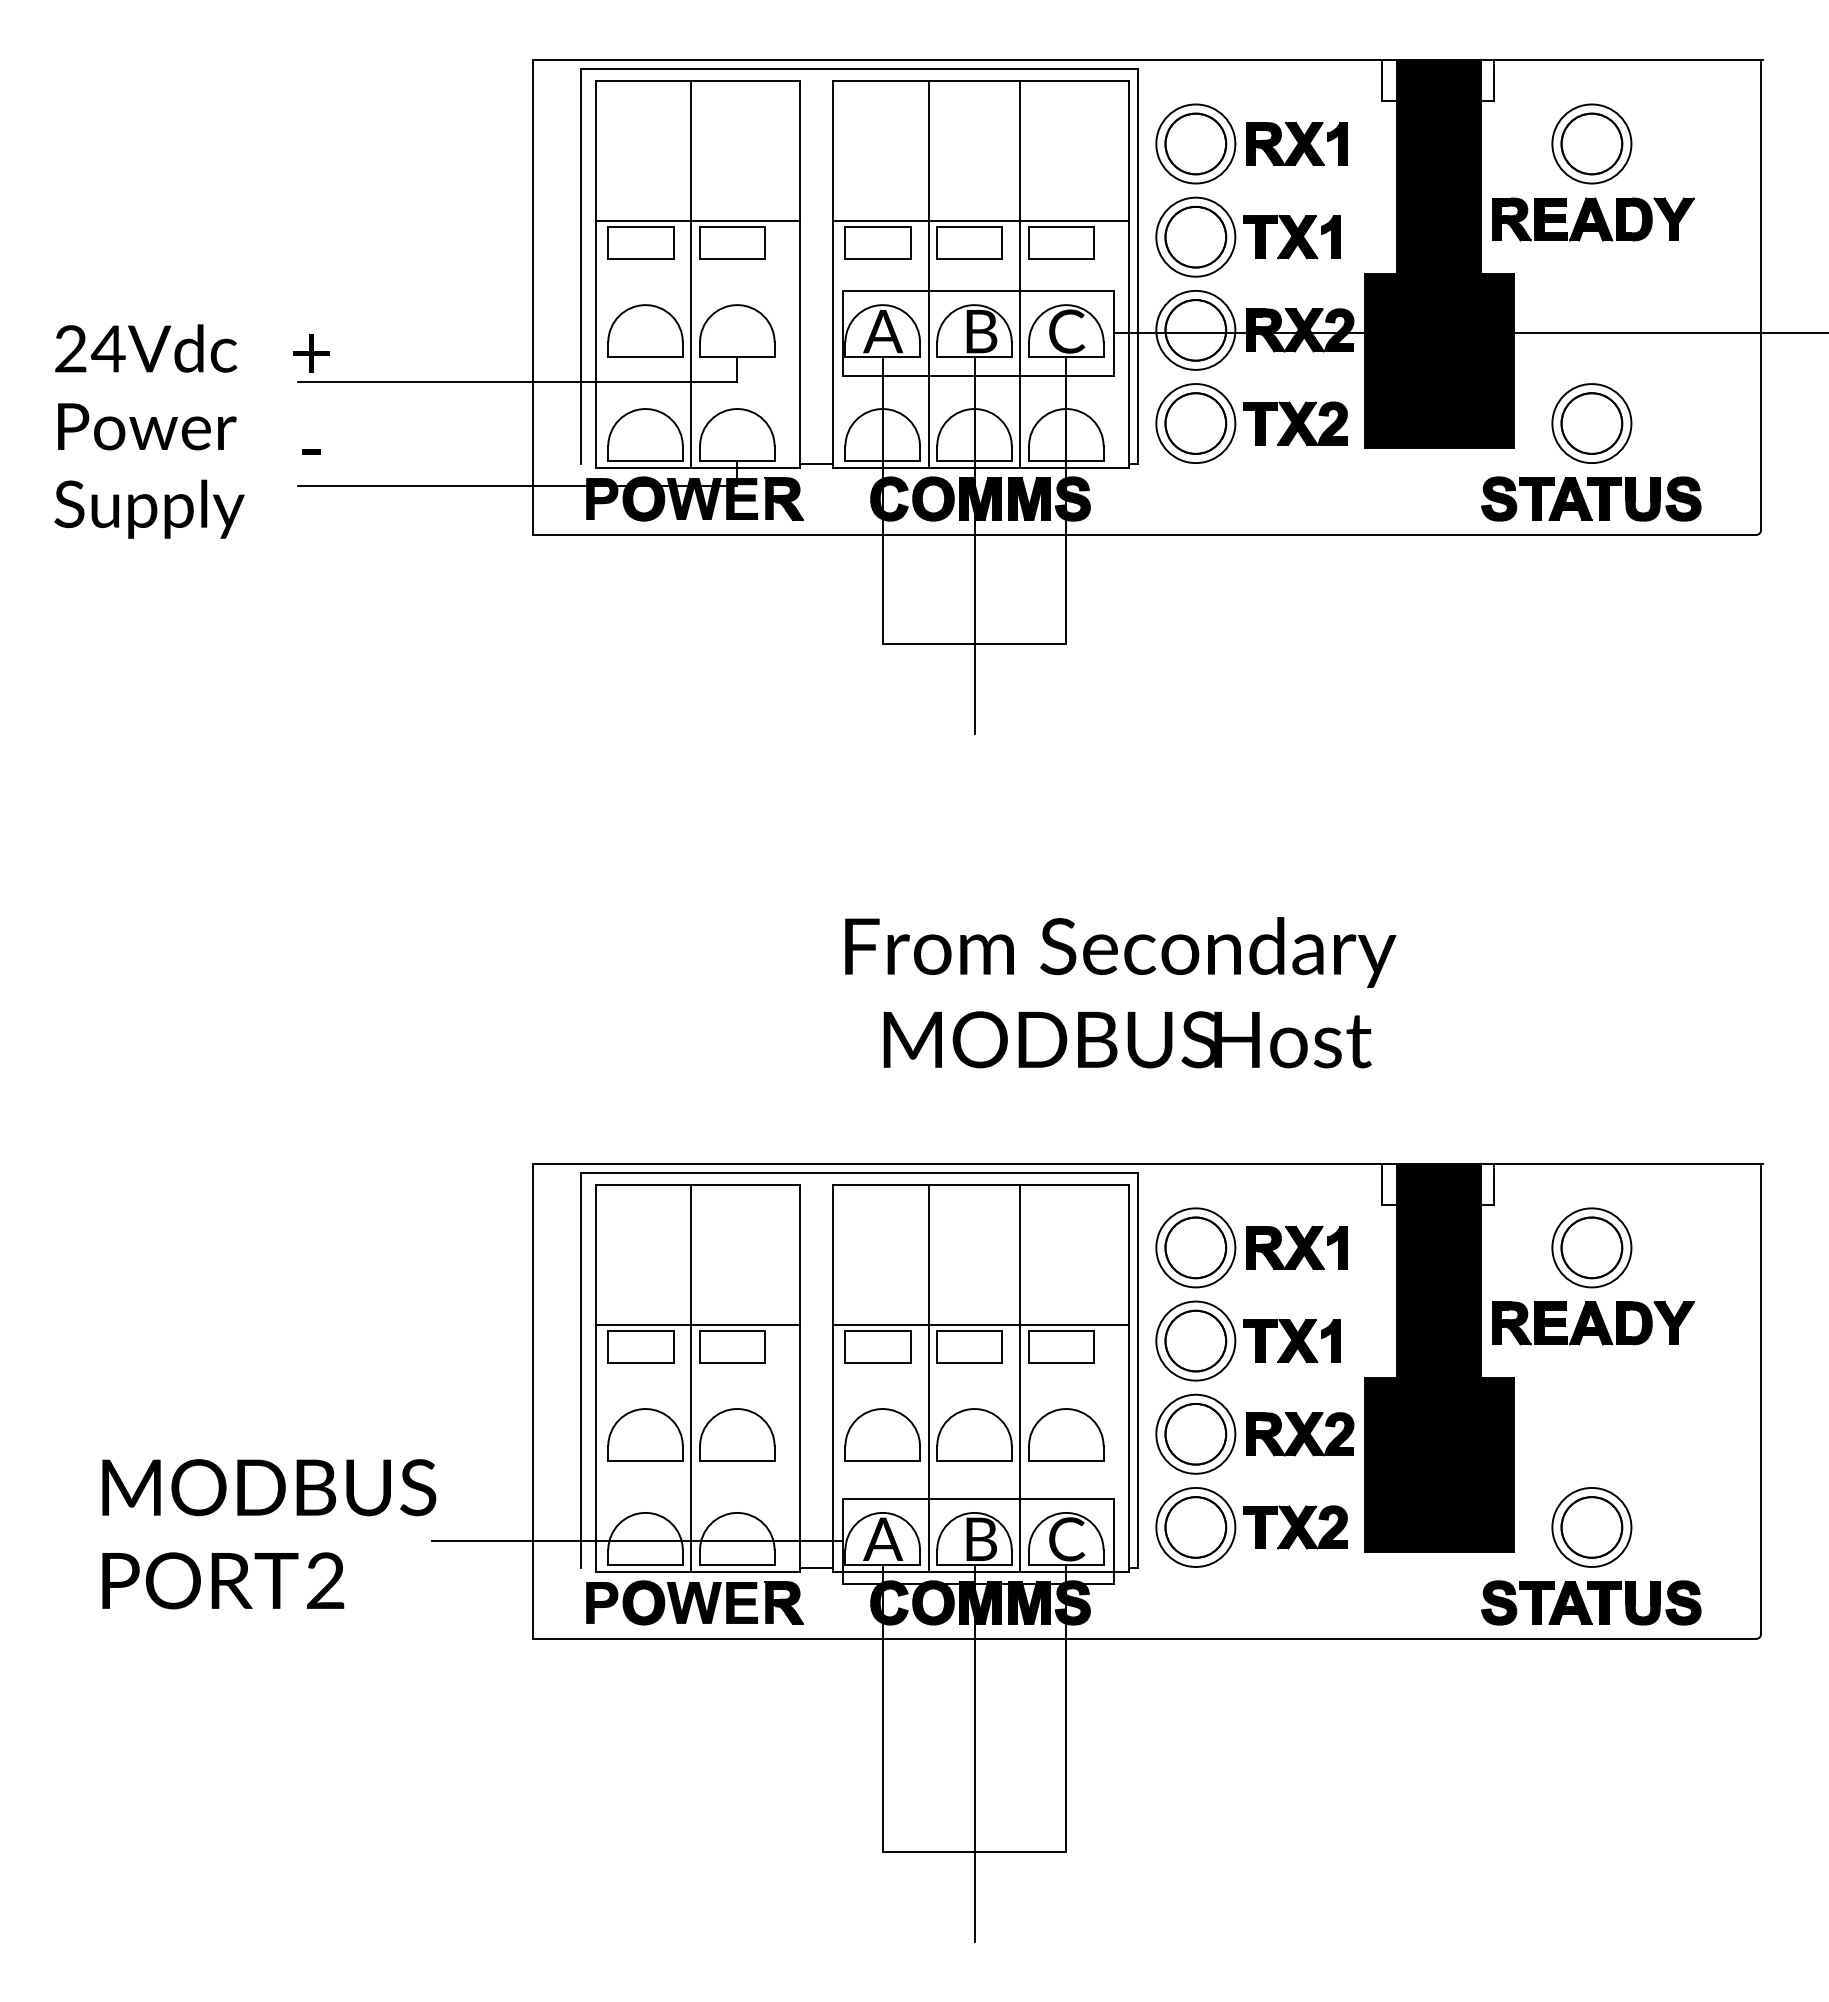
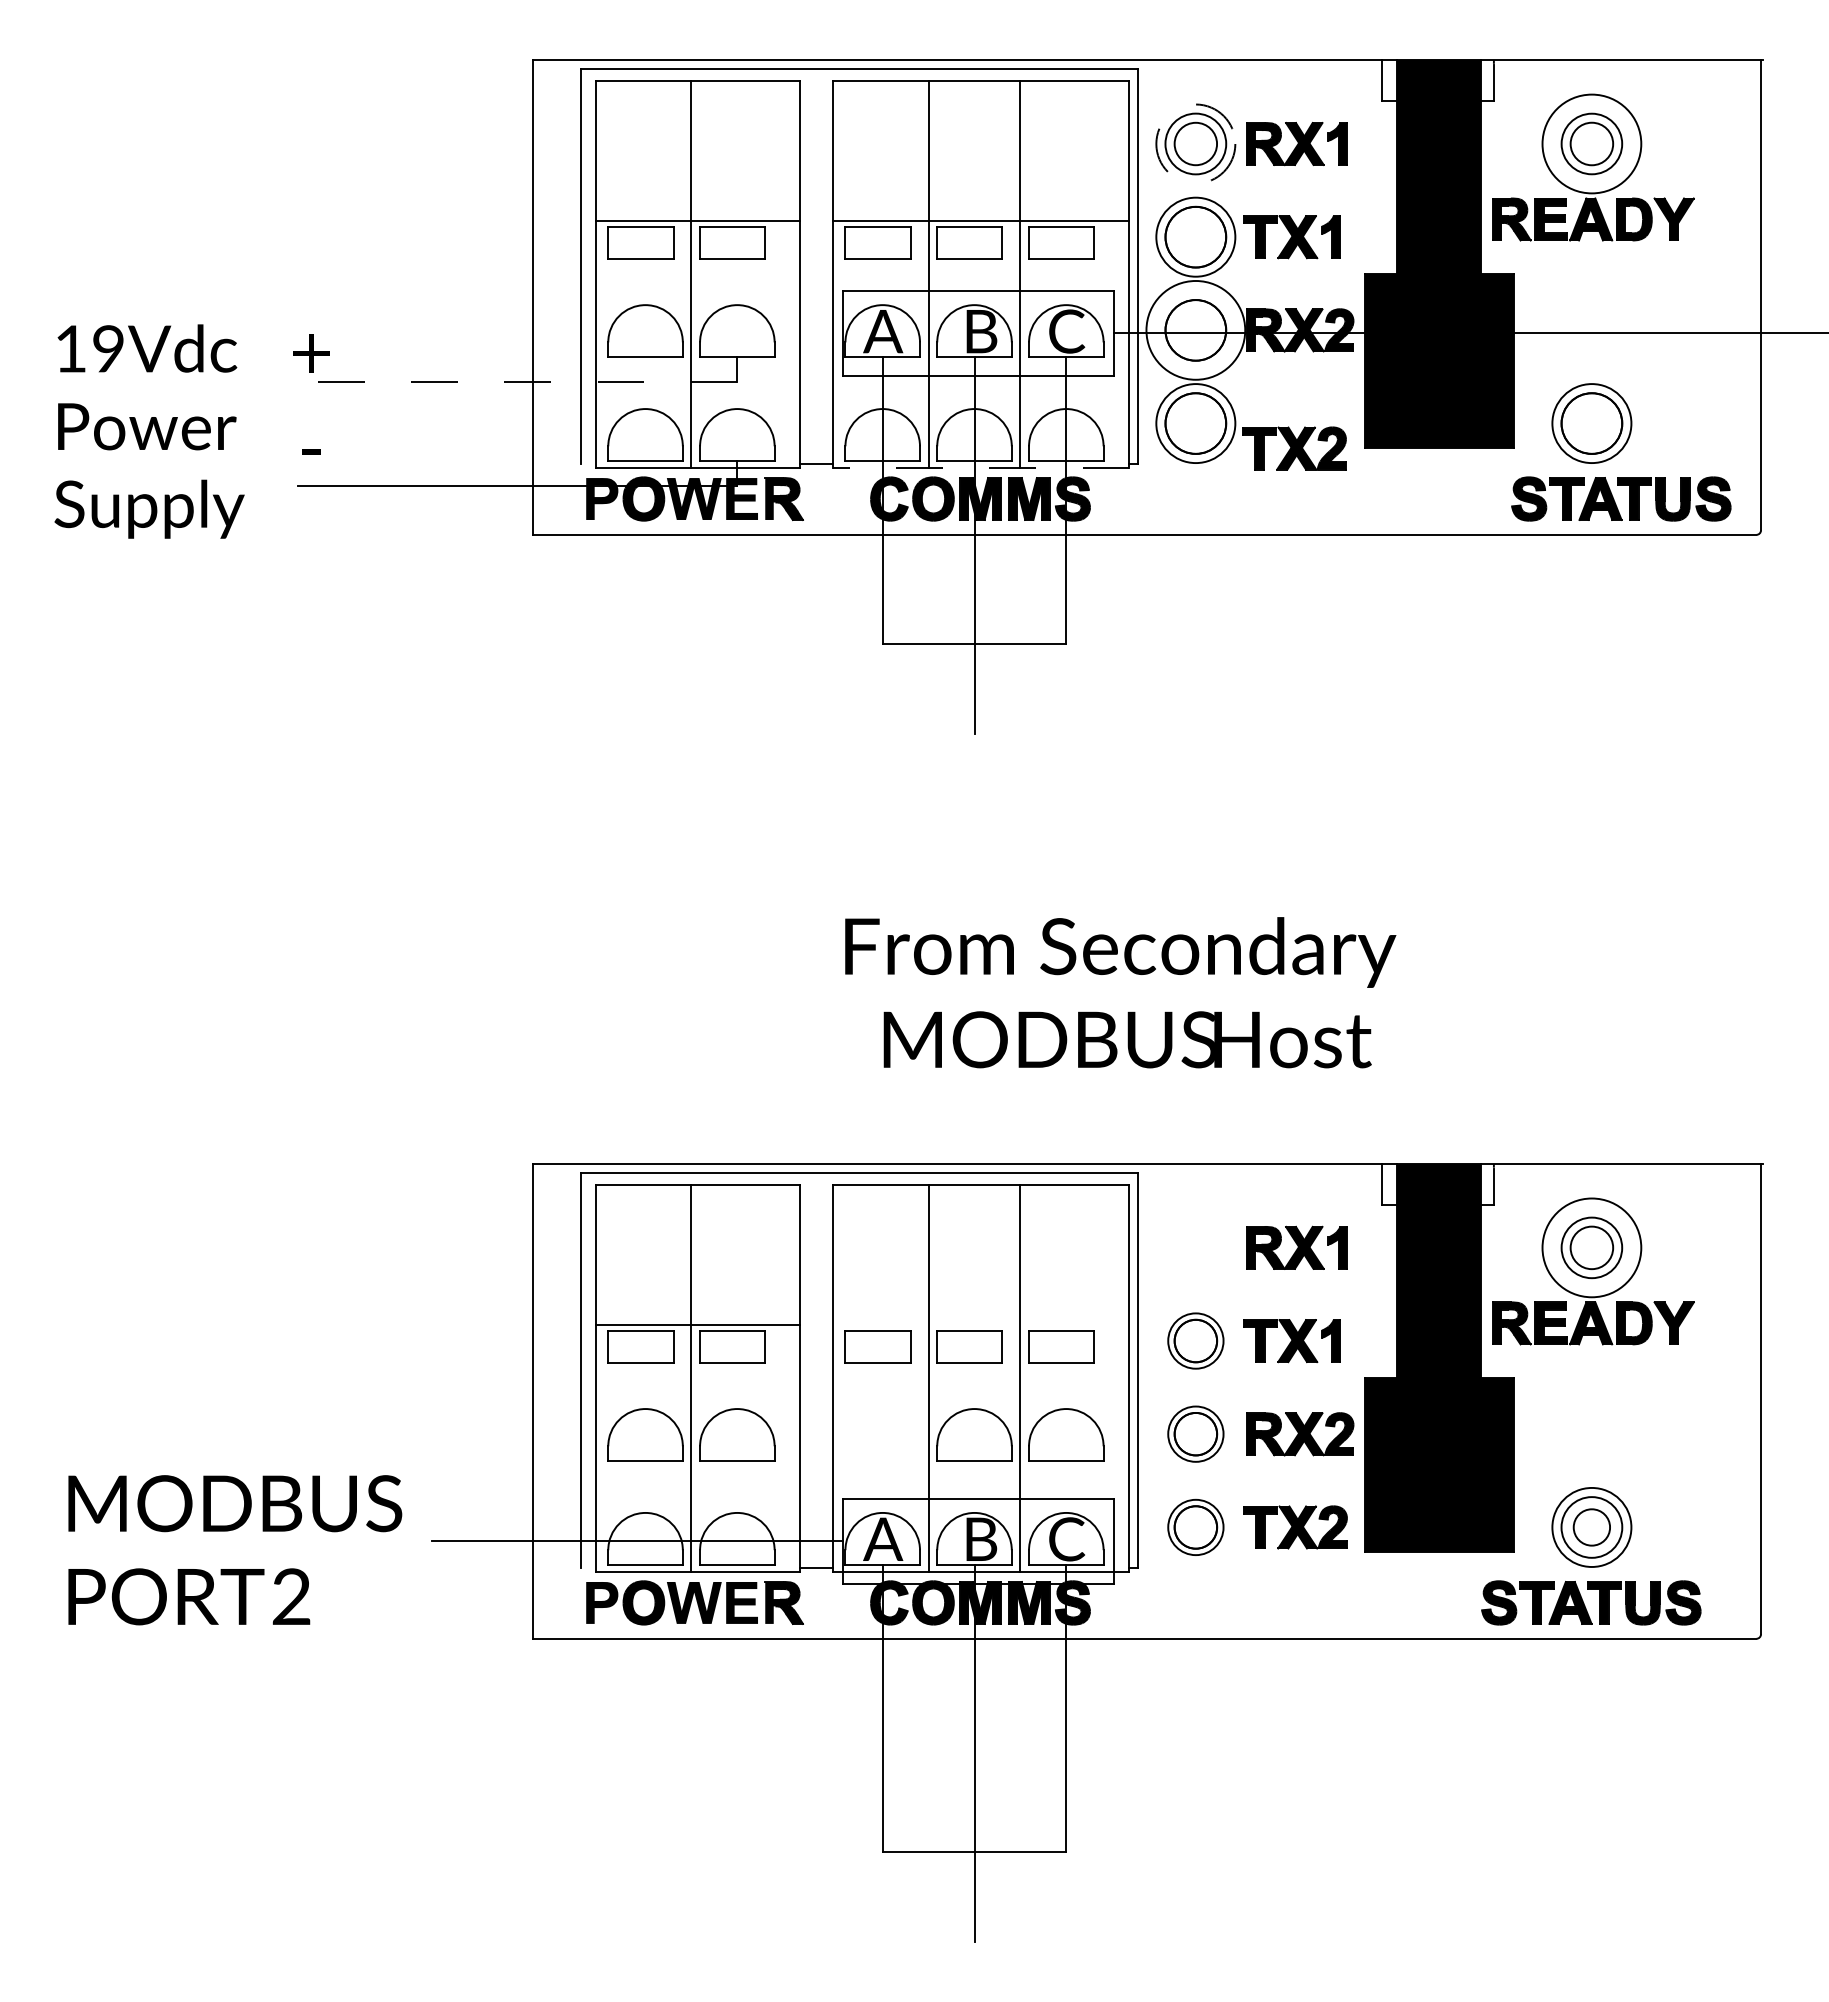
circle diameter: 61 px -> 42 px (1195, 143)
circle: solid -> dashed (1195, 143)
circle diameter: 61 px -> 43 px (1591, 143)
circle diameter: 79 px -> 99 px (1591, 143)
circle diameter: 79 px -> 99 px (1195, 330)
text: 24Vdc -> 19Vdc (90, 348)
line: solid -> dashed (517, 382)
part position: (1295, 423) -> (1294, 448) (1294, 448)
line: solid -> dashed (980, 467)
part position: (1585, 501) -> (1615, 501) (1615, 501)
part: present -> none (1195, 1247)
circle diameter: 61 px -> 43 px (1591, 1247)
circle diameter: 79 px -> 99 px (1591, 1247)
line: present -> none (980, 1324)
part size: 82x82 px -> 58x58 px (1195, 1340)
part size: 82x82 px -> 58x58 px (1195, 1433)
part: present -> none (882, 1434)
part size: 82x81 px -> 58x58 px (1195, 1526)
circle diameter: 61 px -> 36 px (1591, 1527)
text position: (269, 1534) -> (235, 1550) (235, 1550)
